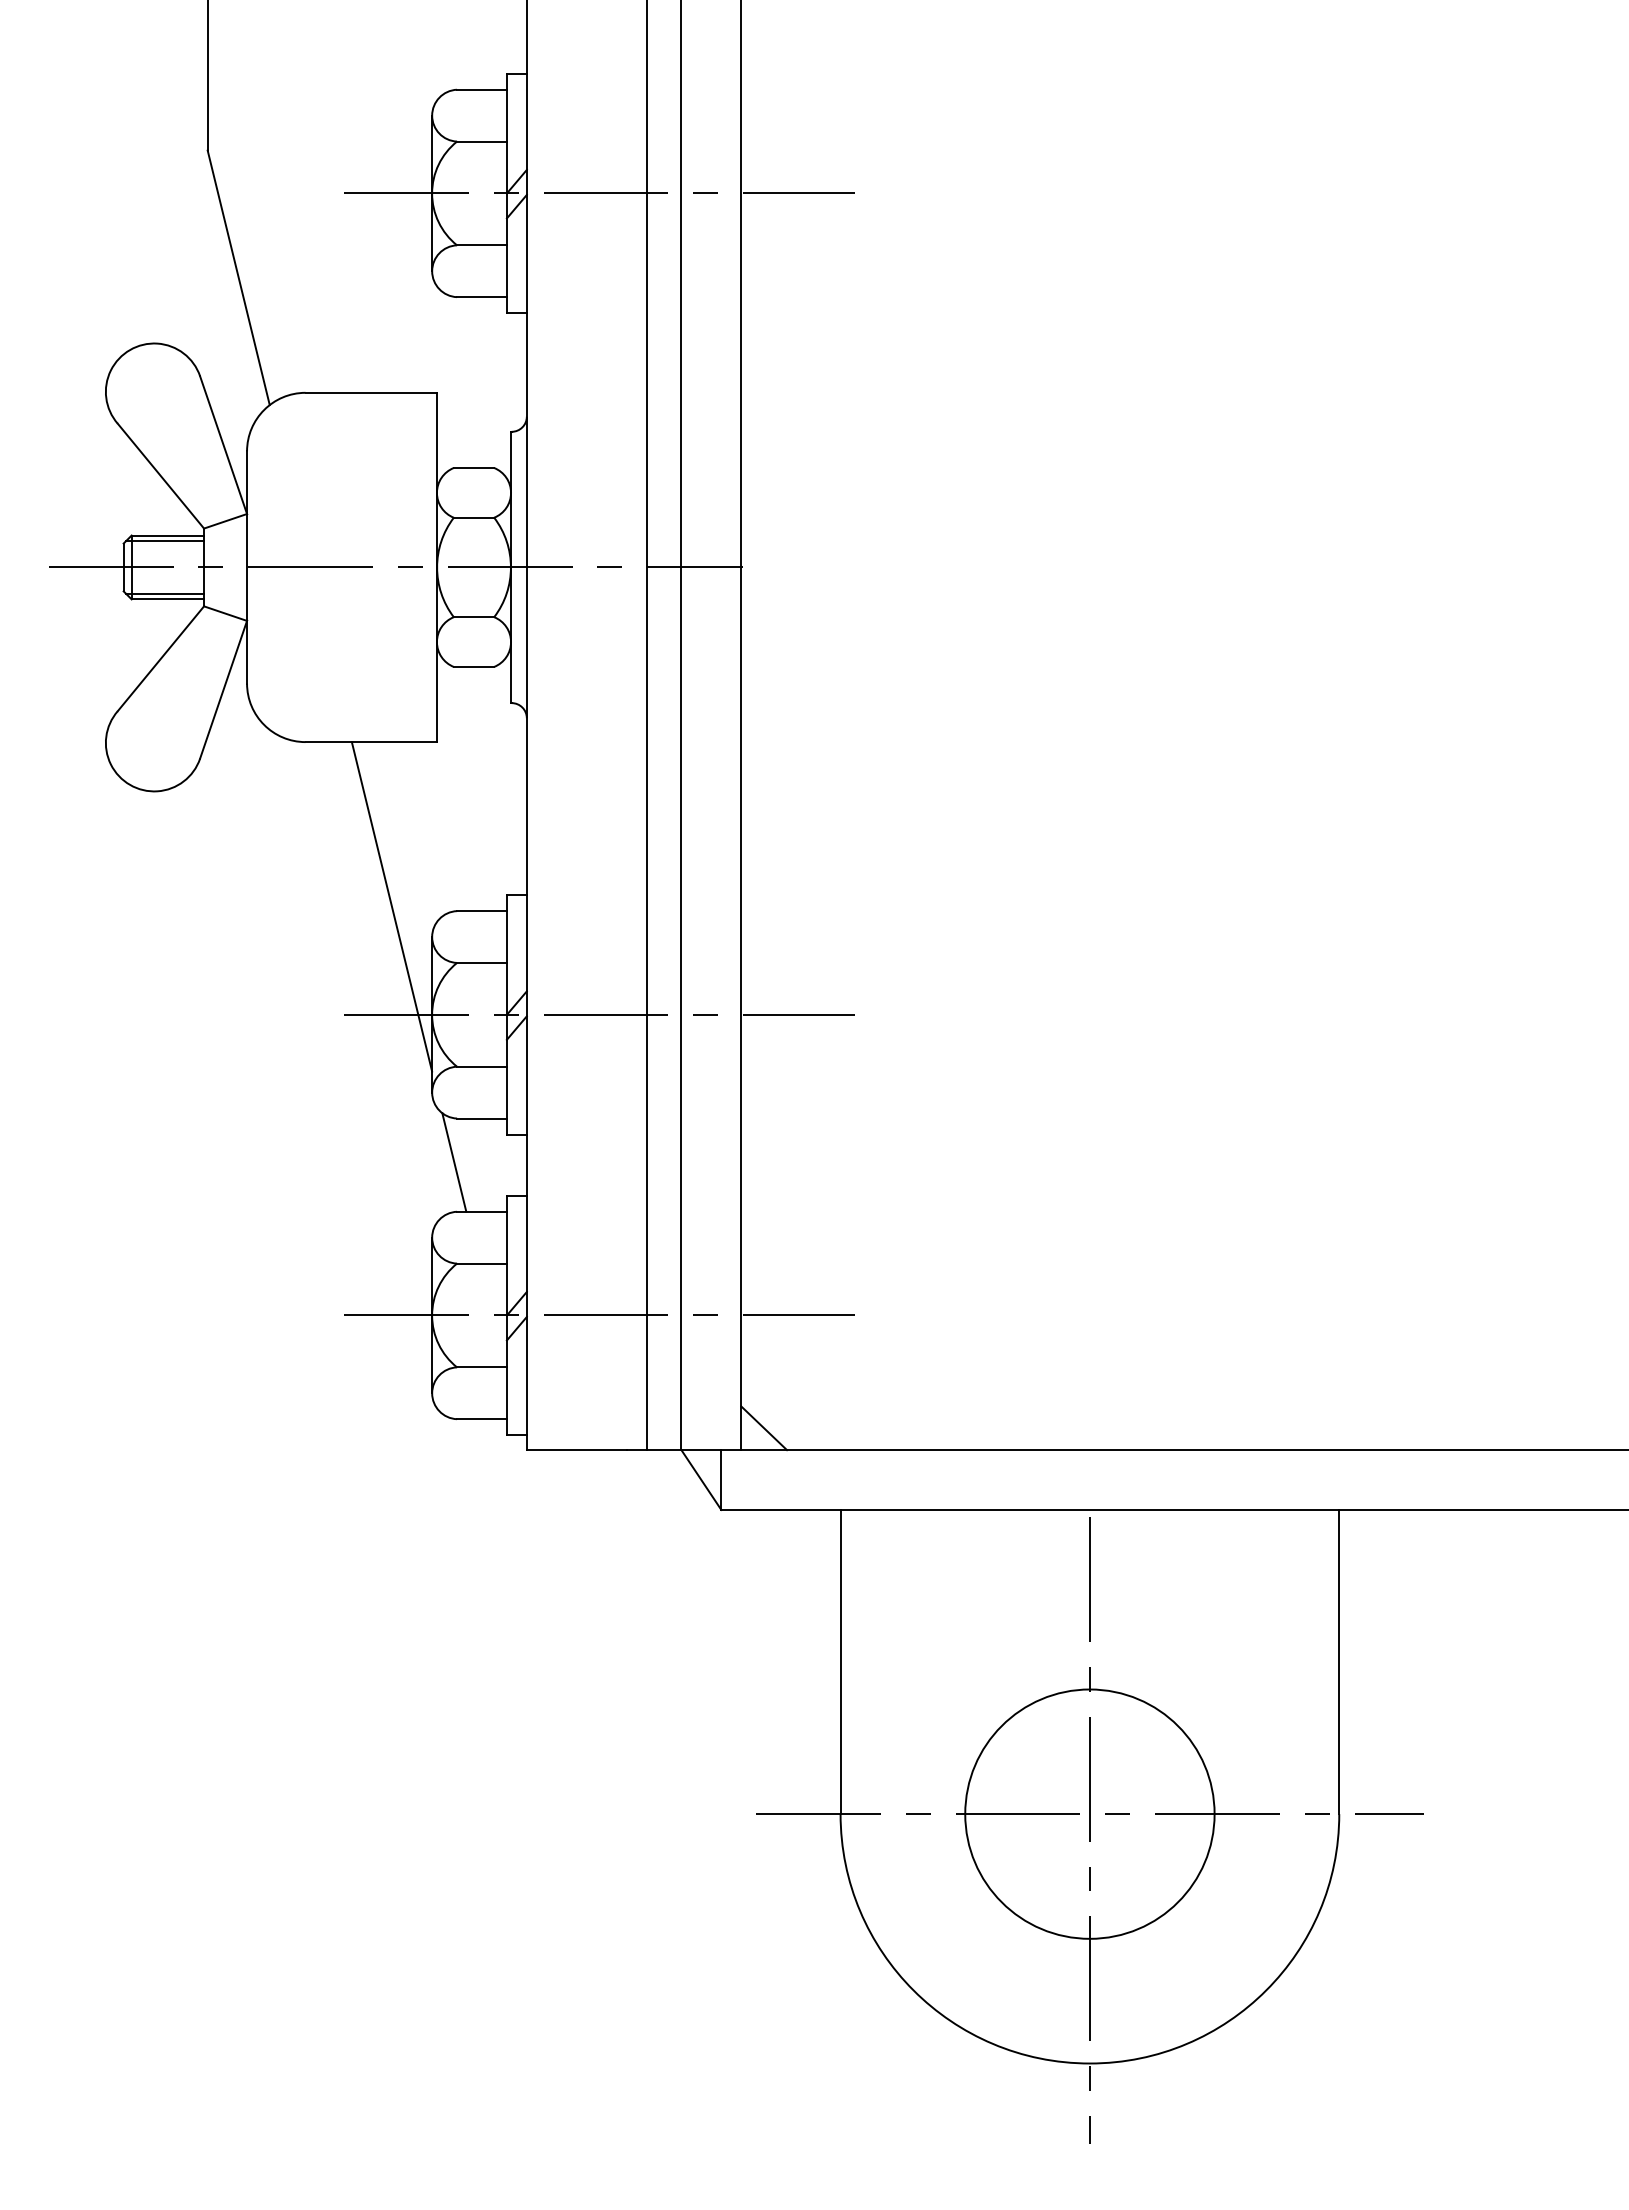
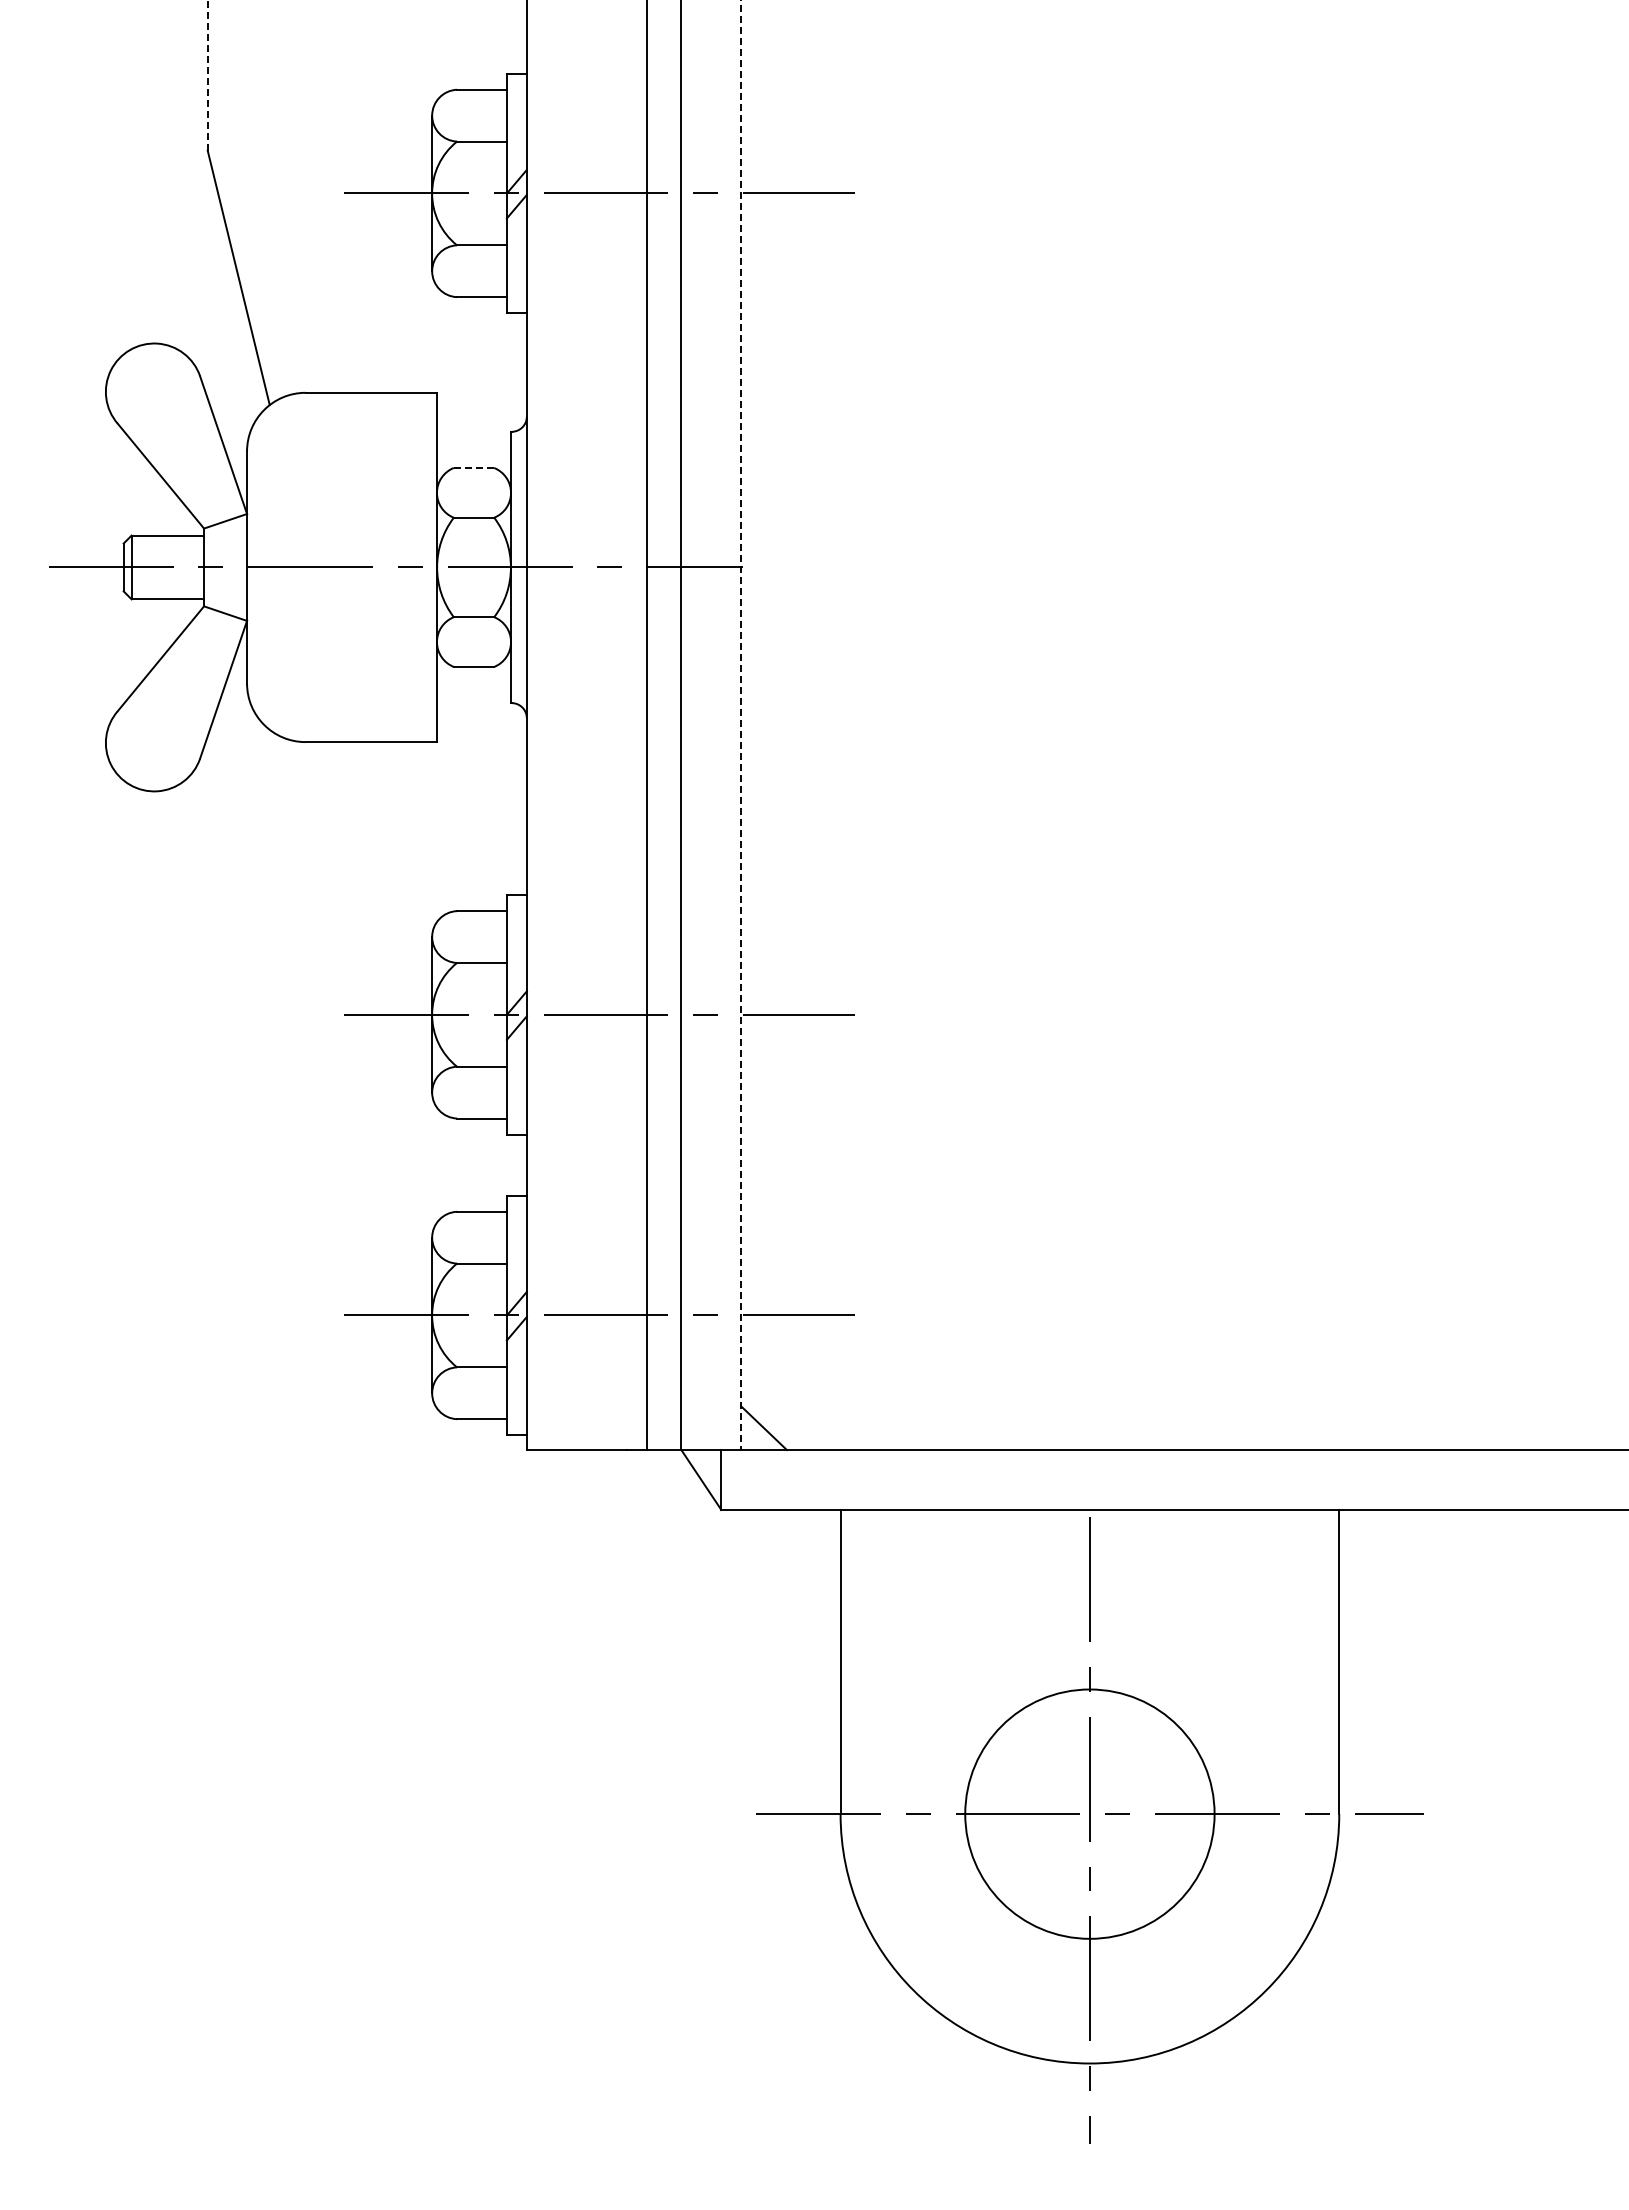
line: solid -> dashed (207, 75)
line: solid -> dashed (474, 467)
line: present -> none (165, 541)
line: present -> none (165, 593)
line: solid -> dashed (741, 725)
line: present -> none (391, 906)
line: present -> none (454, 1162)
